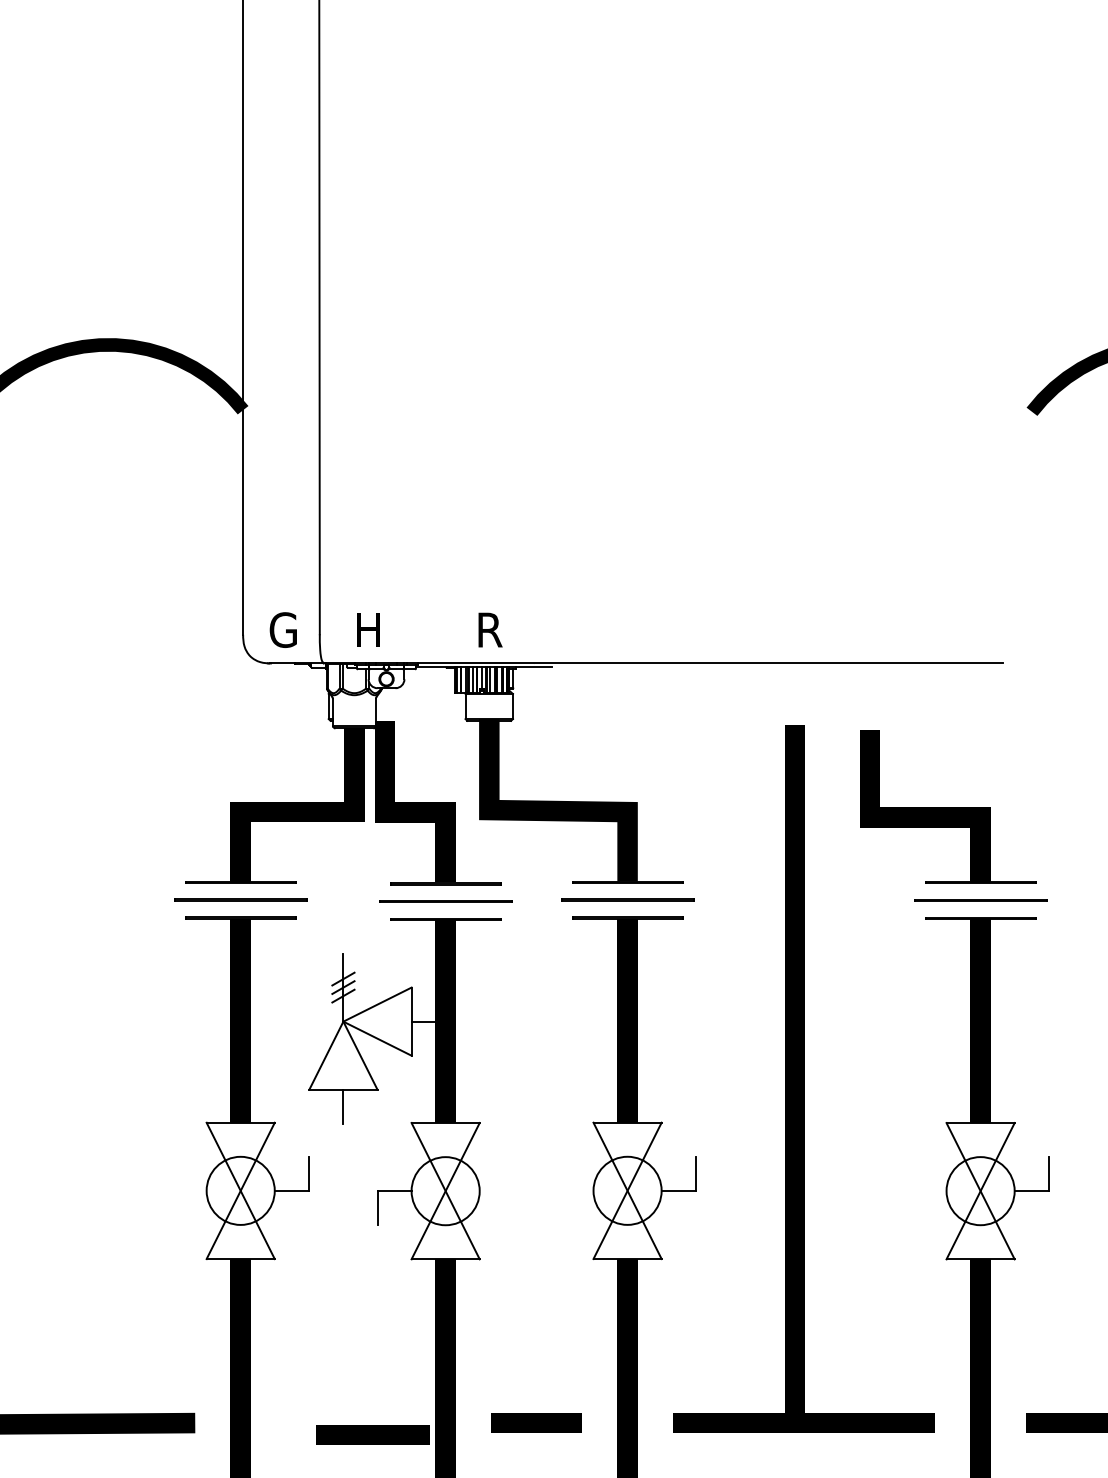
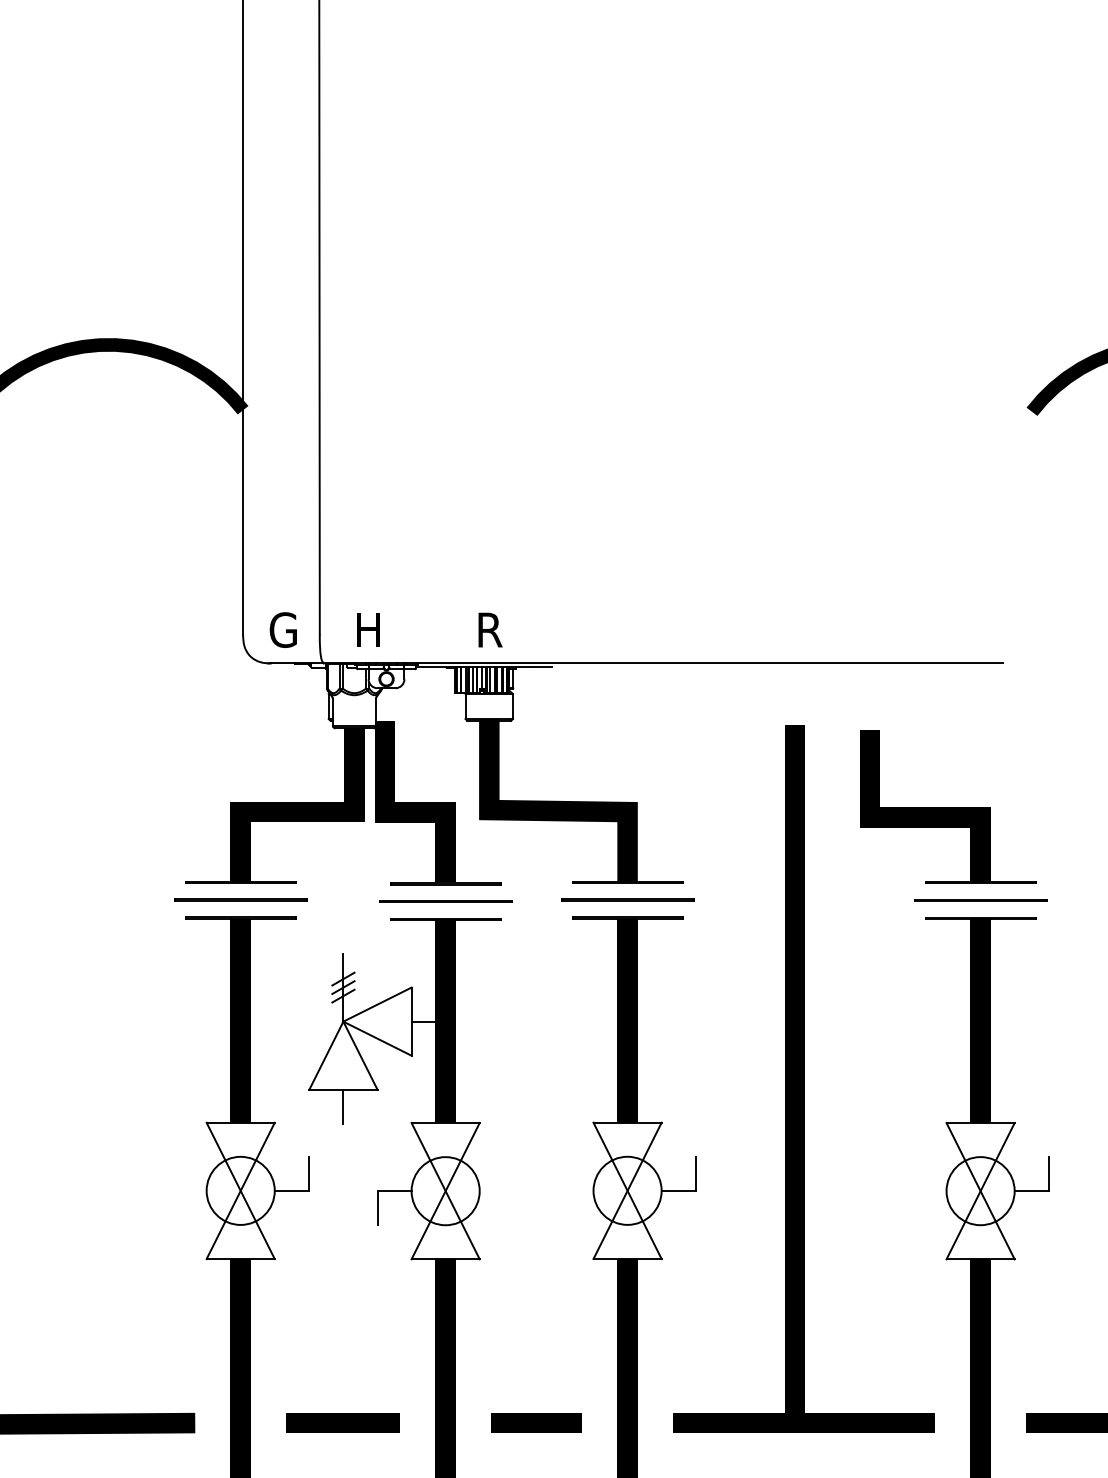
line position: (372, 1434) -> (342, 1422) (342, 1422)
